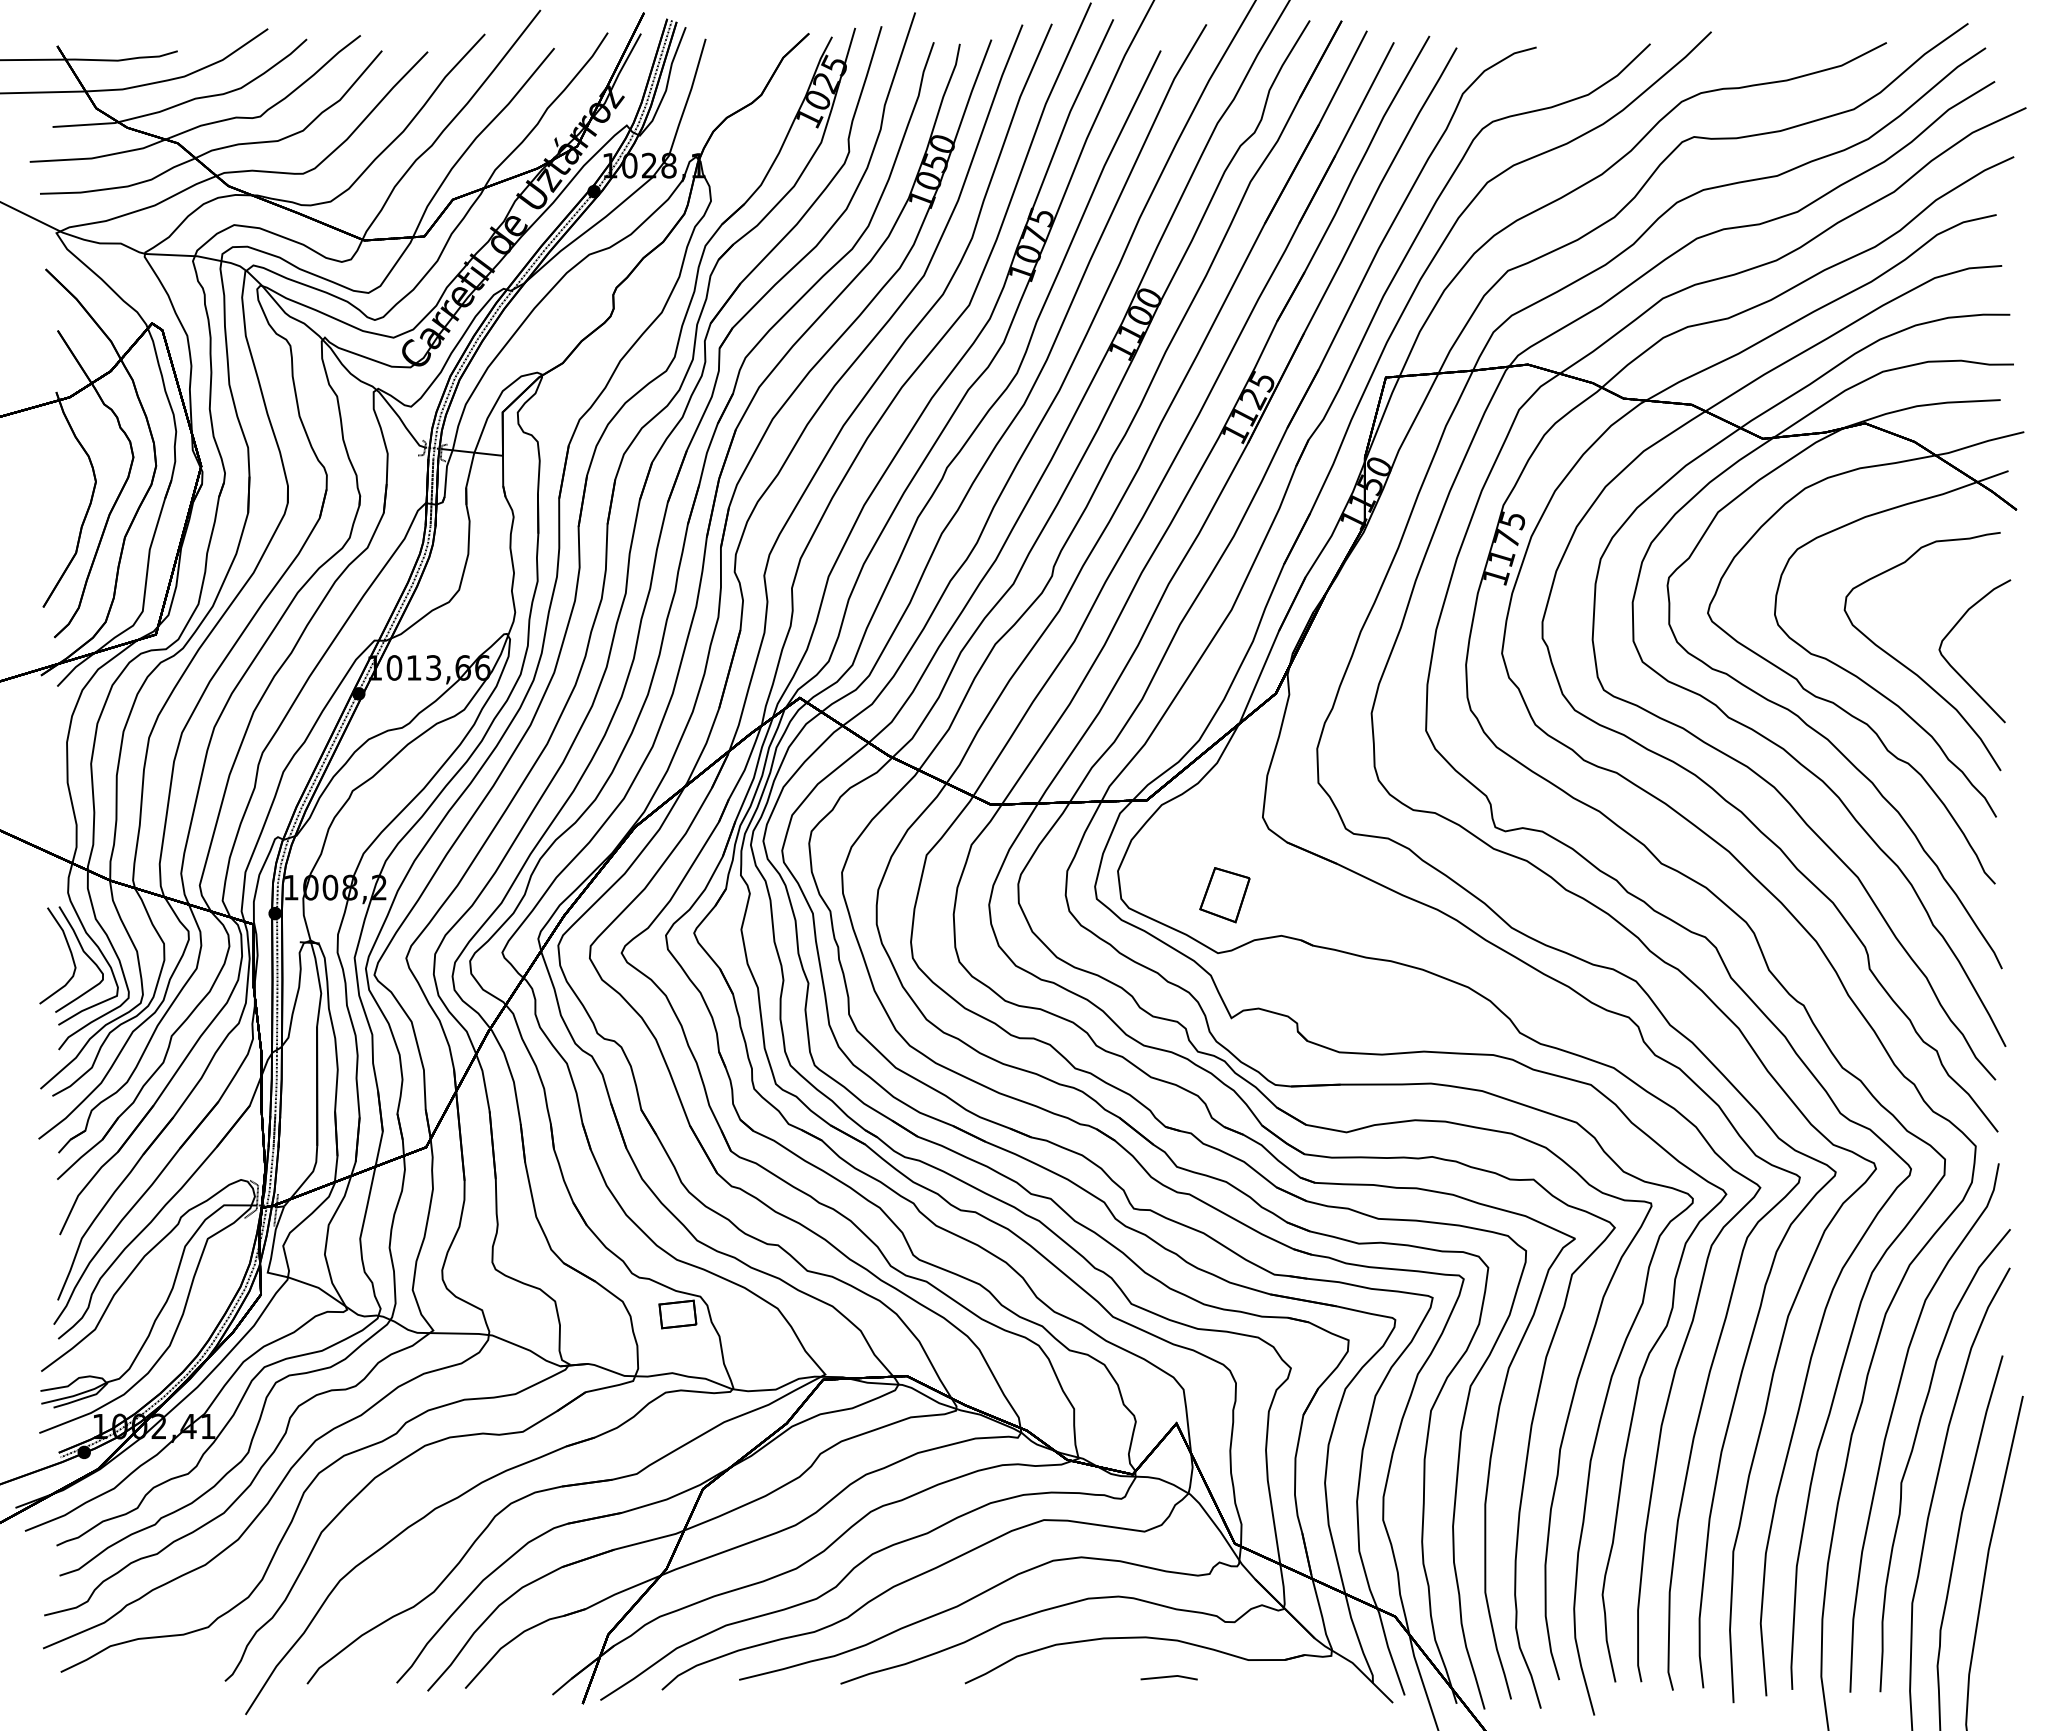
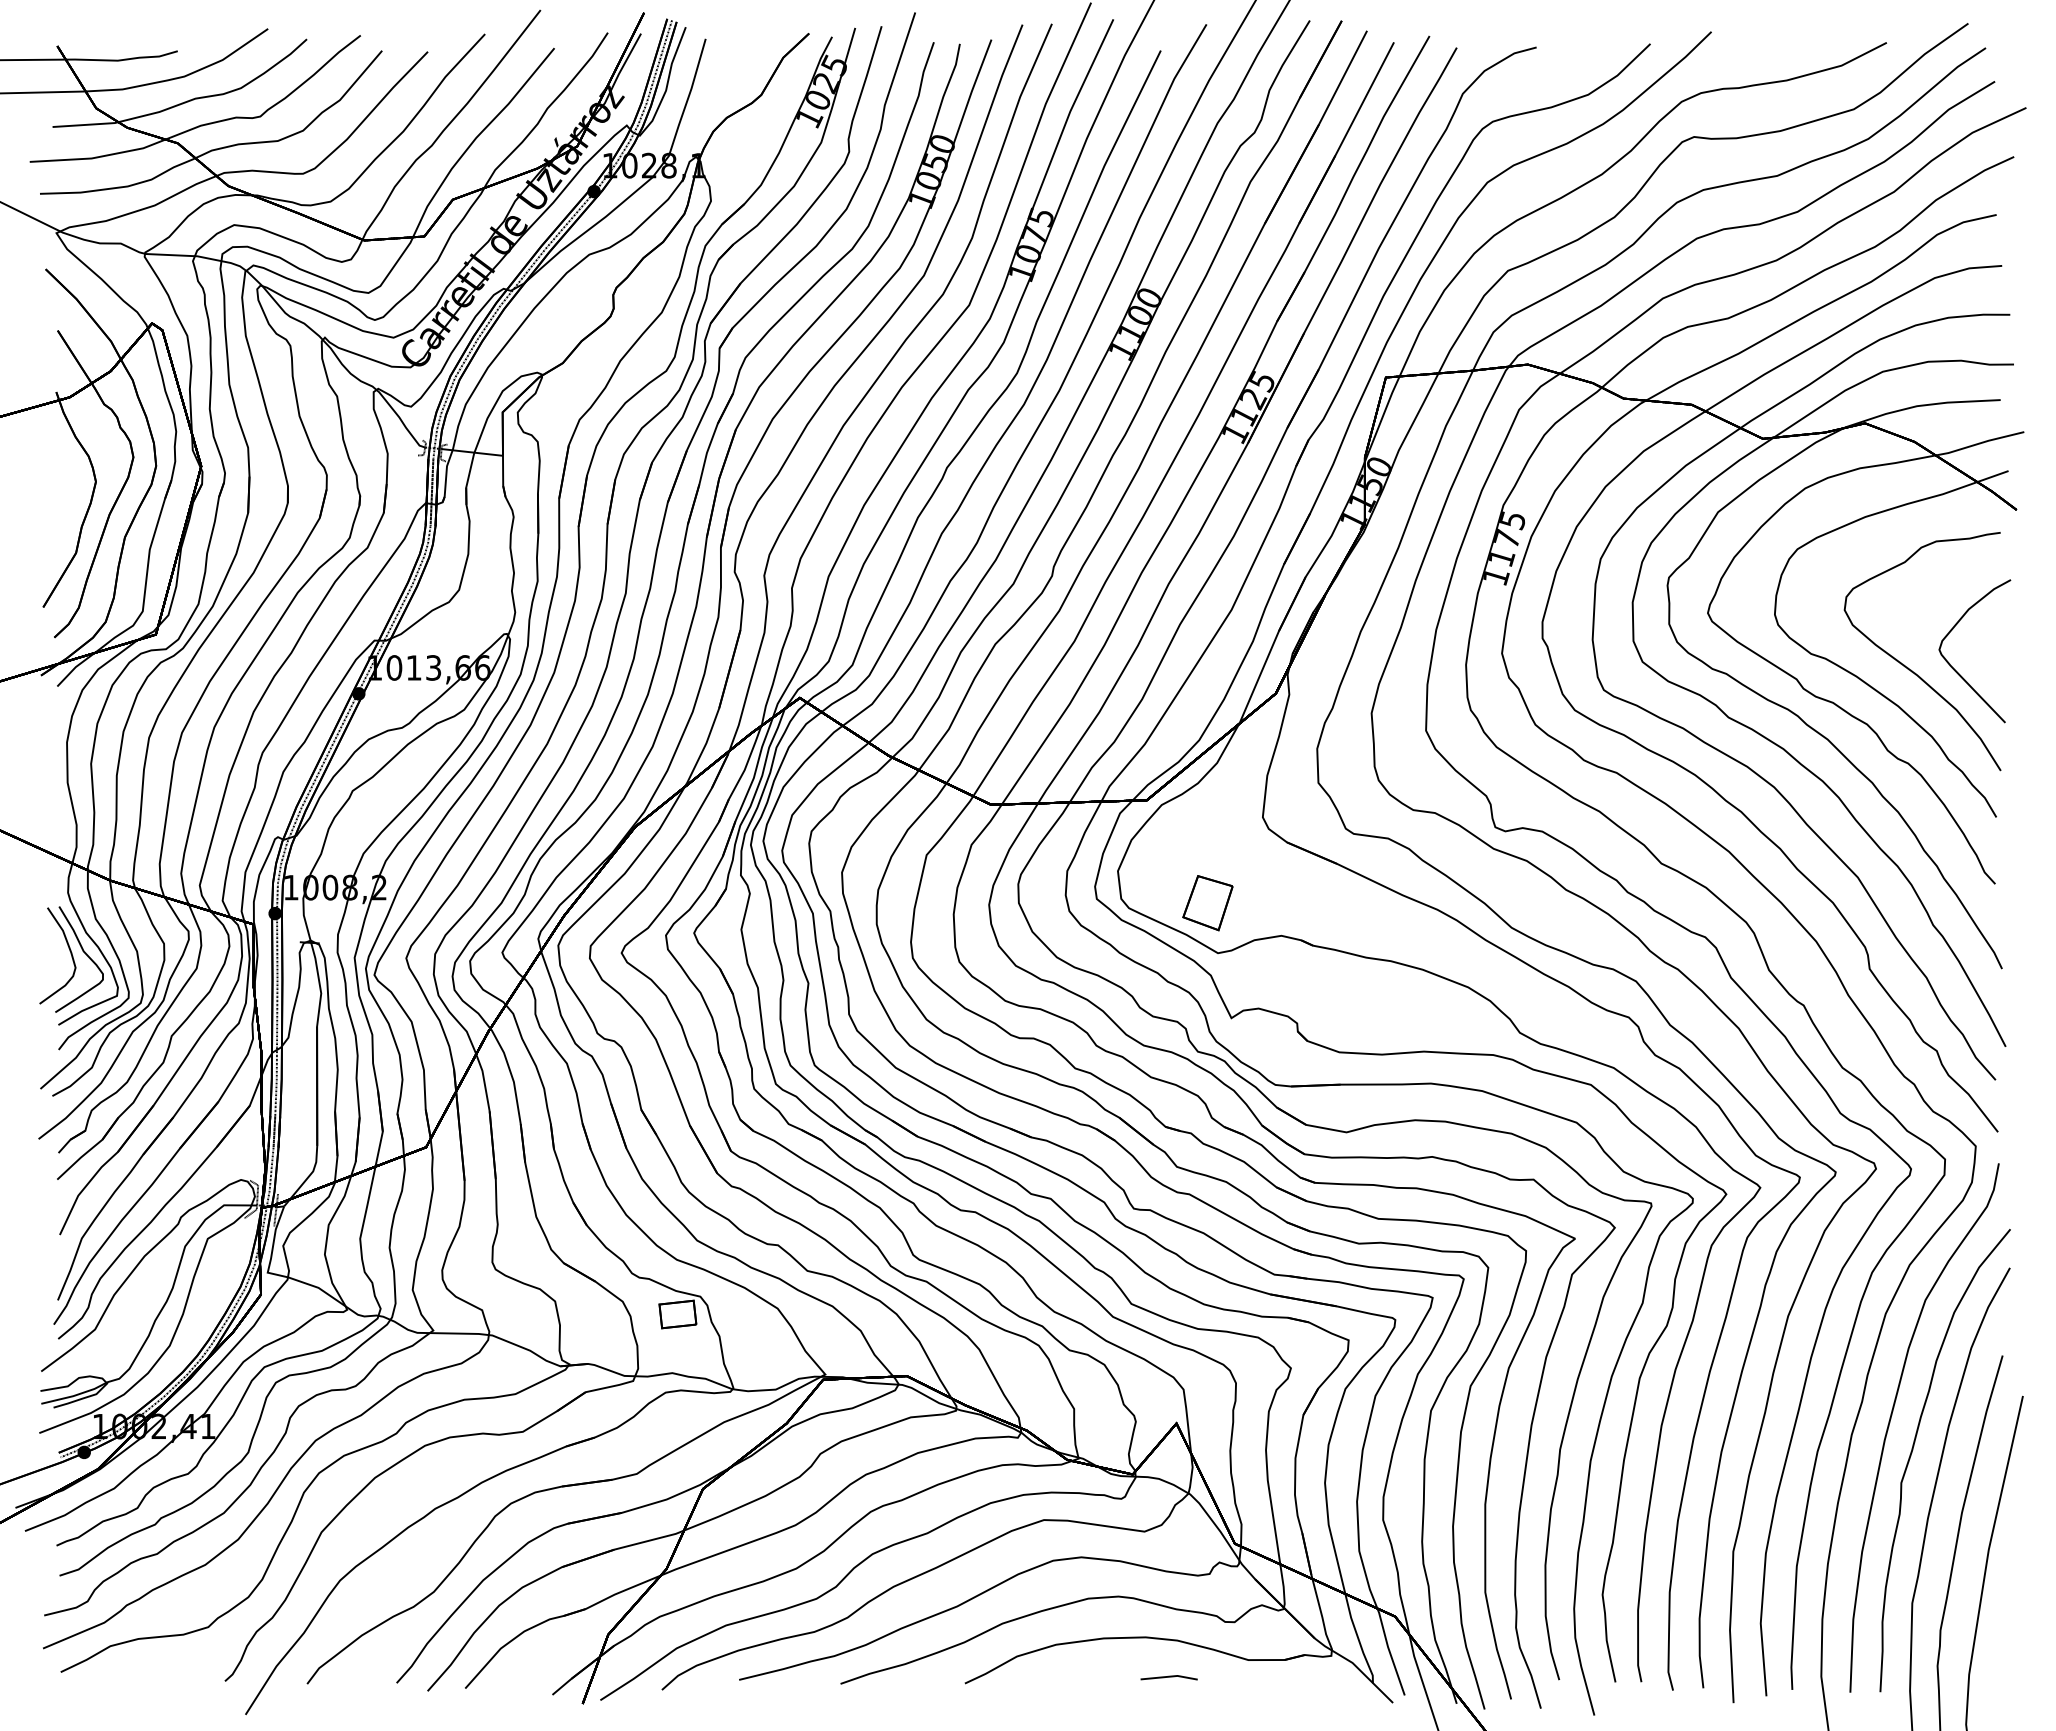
part position: (1224, 895) -> (1207, 903) (1207, 903)
